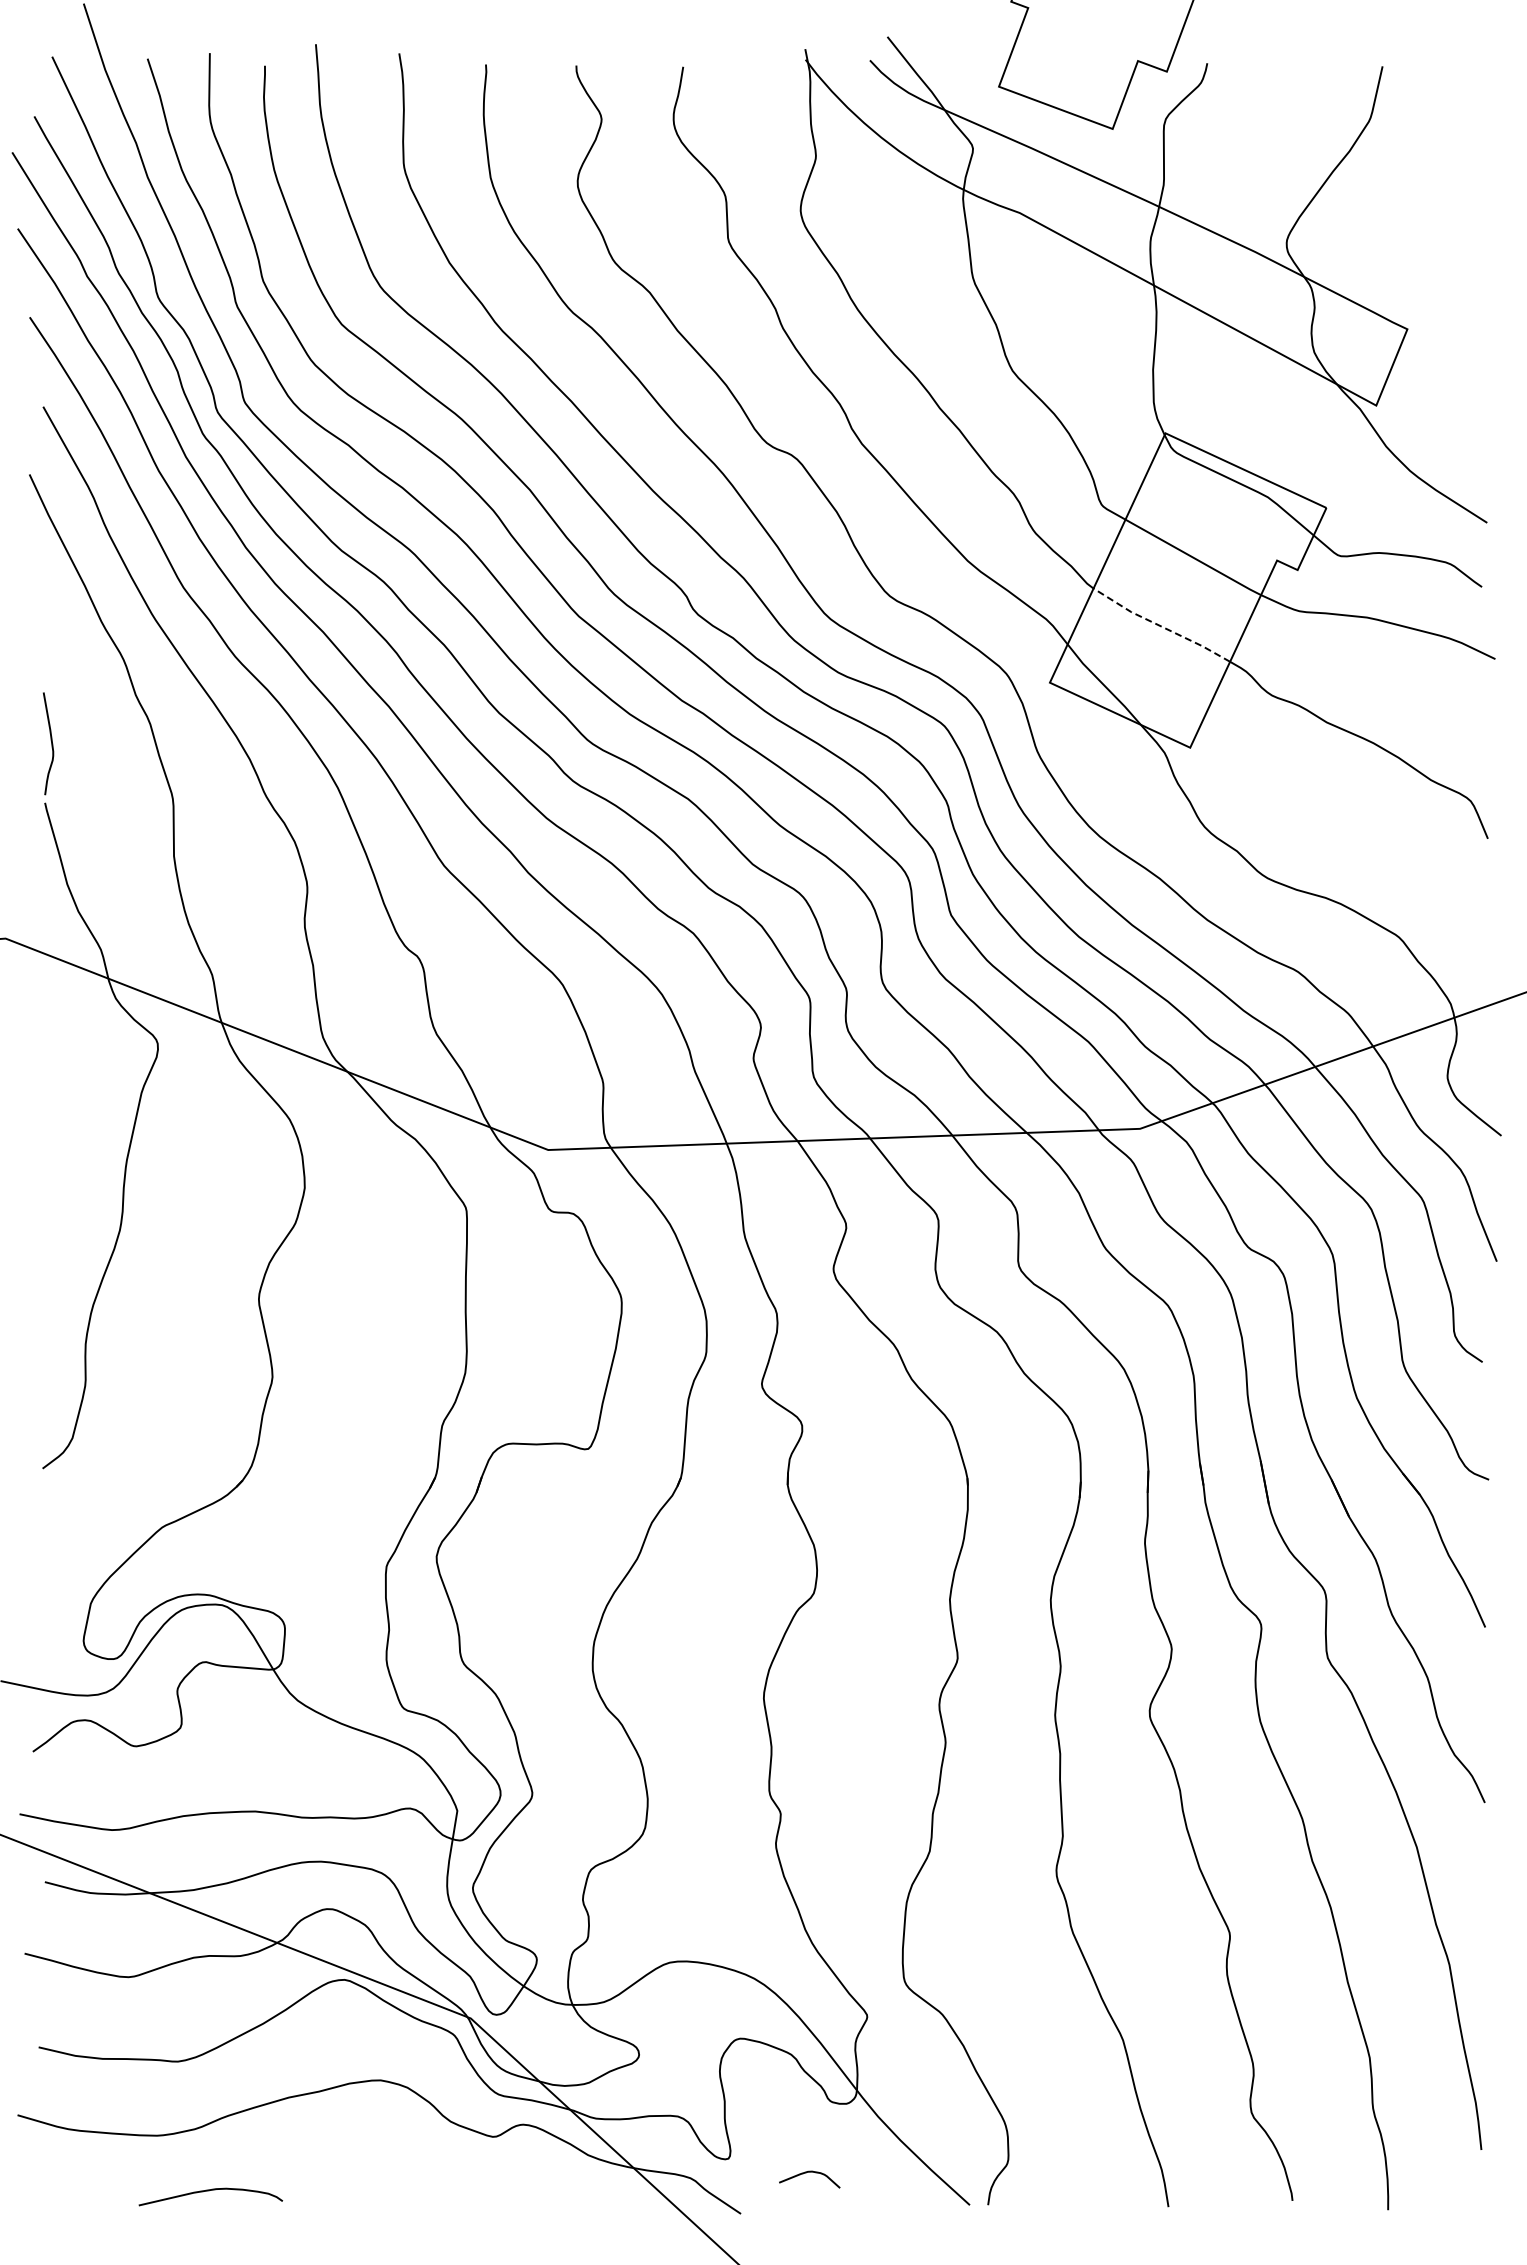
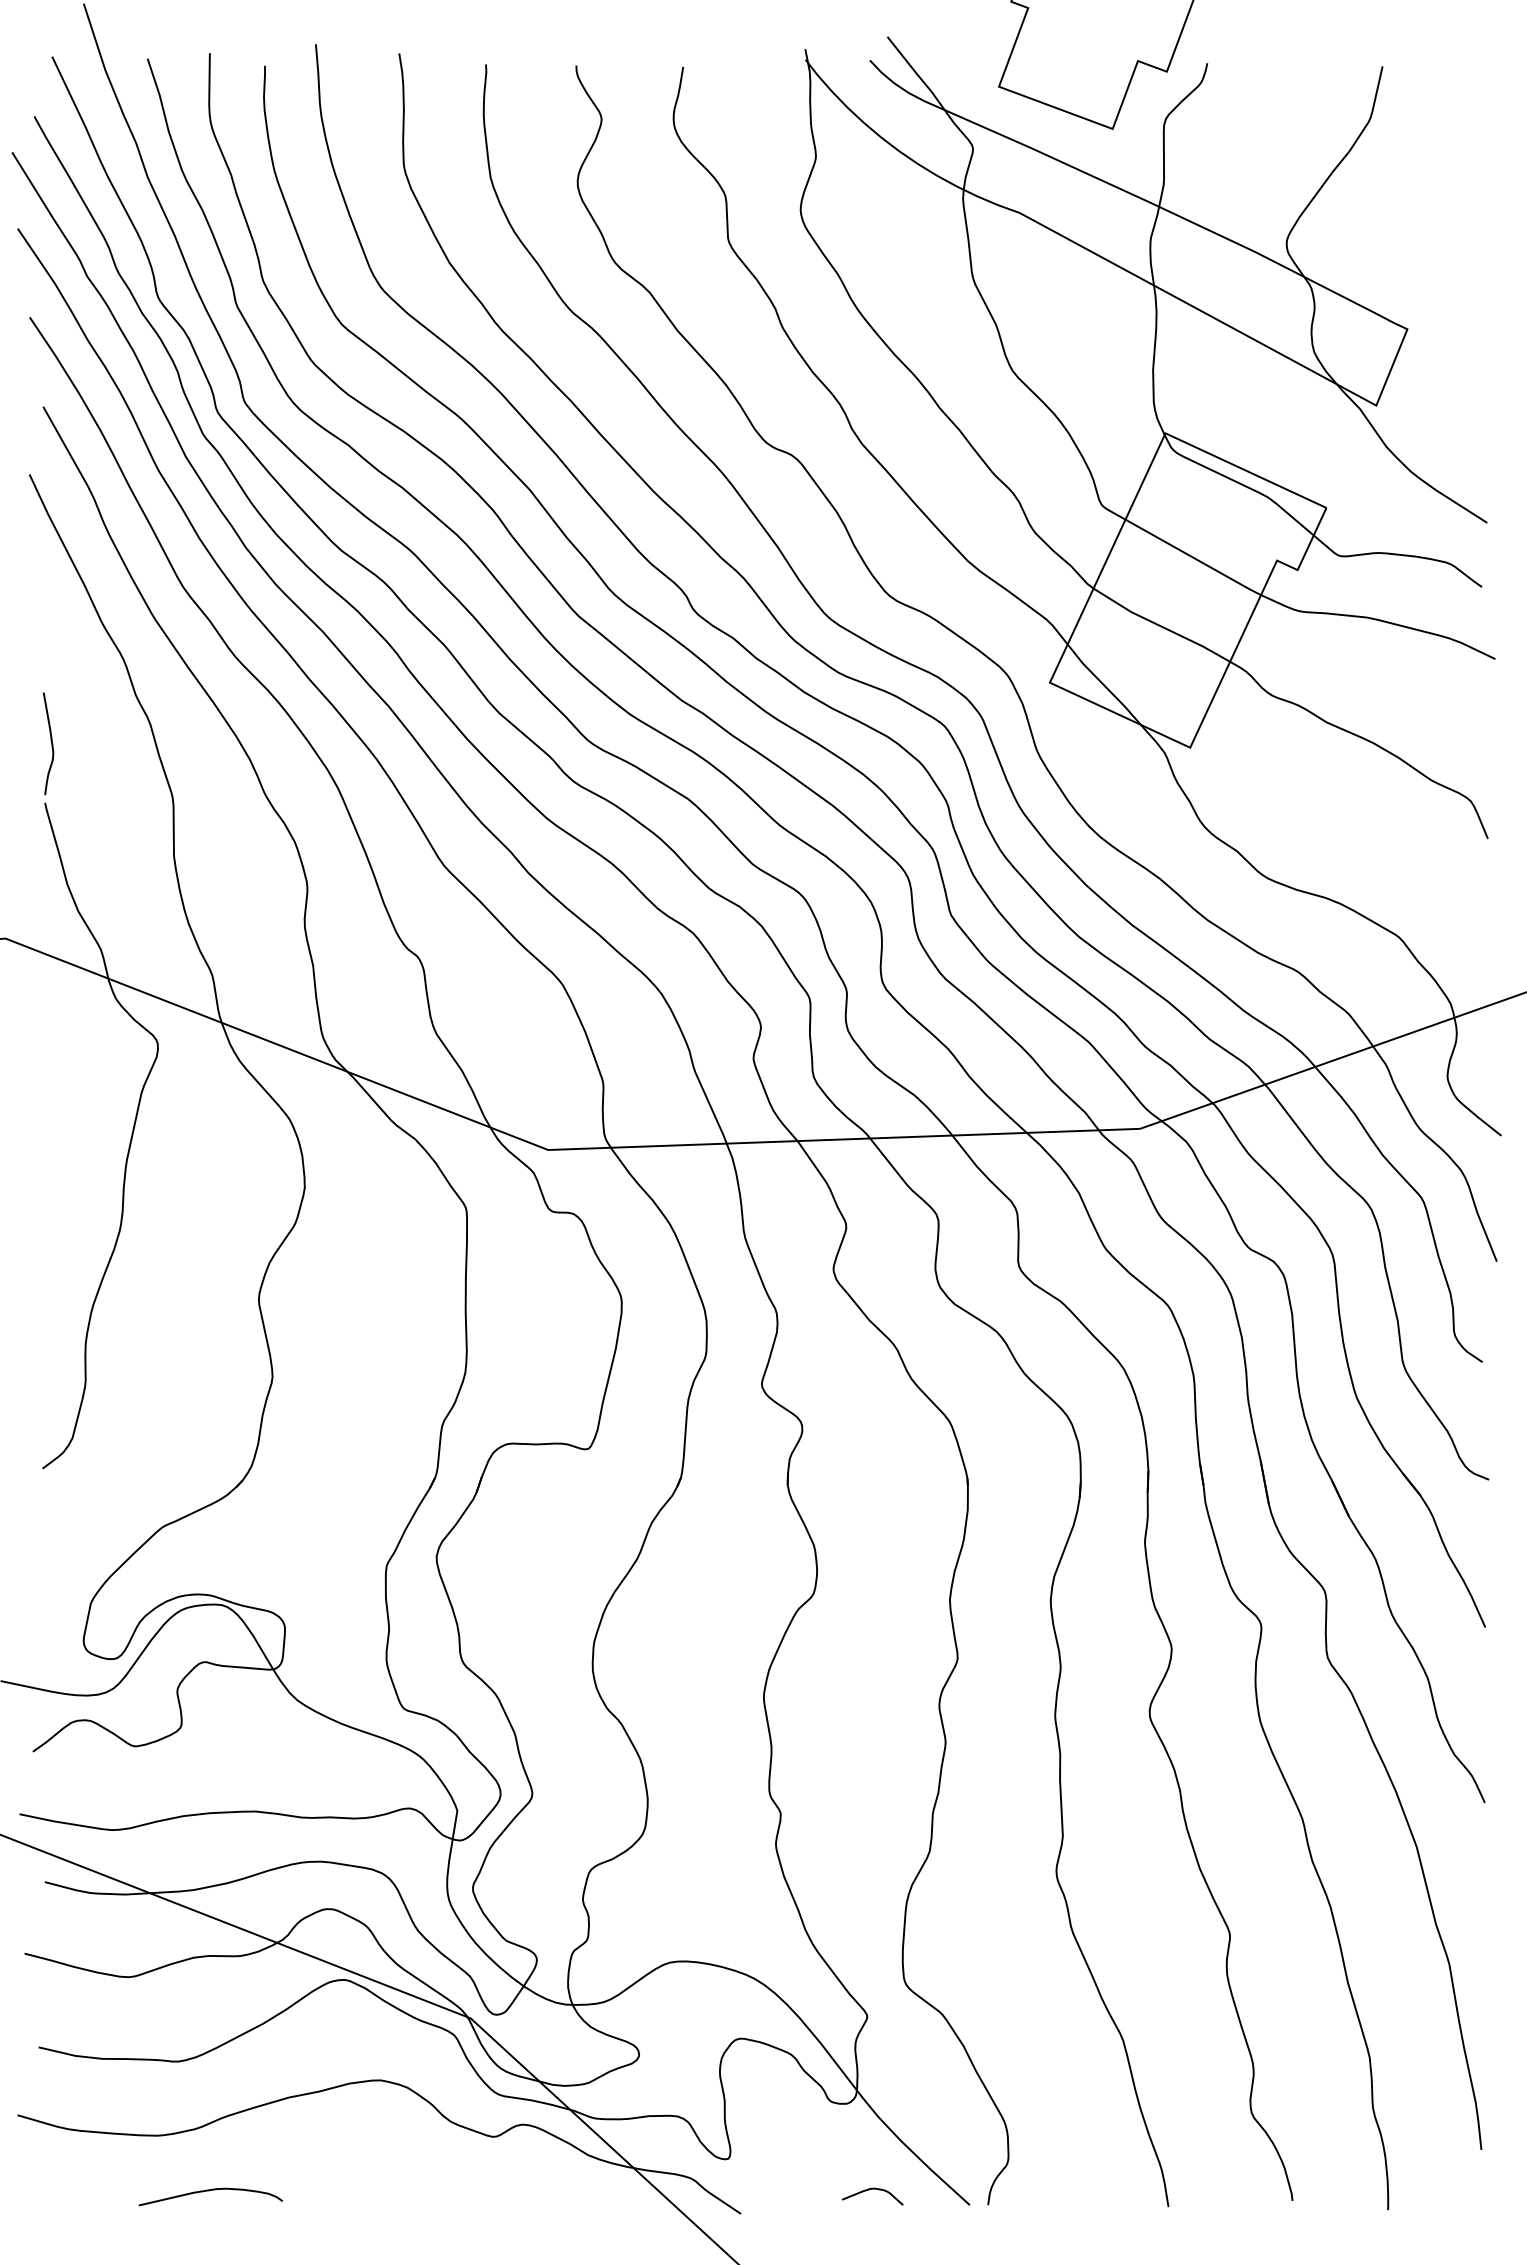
line: dashed -> solid (1160, 626)
curve position: (806, 2173) -> (869, 2190) (869, 2190)
